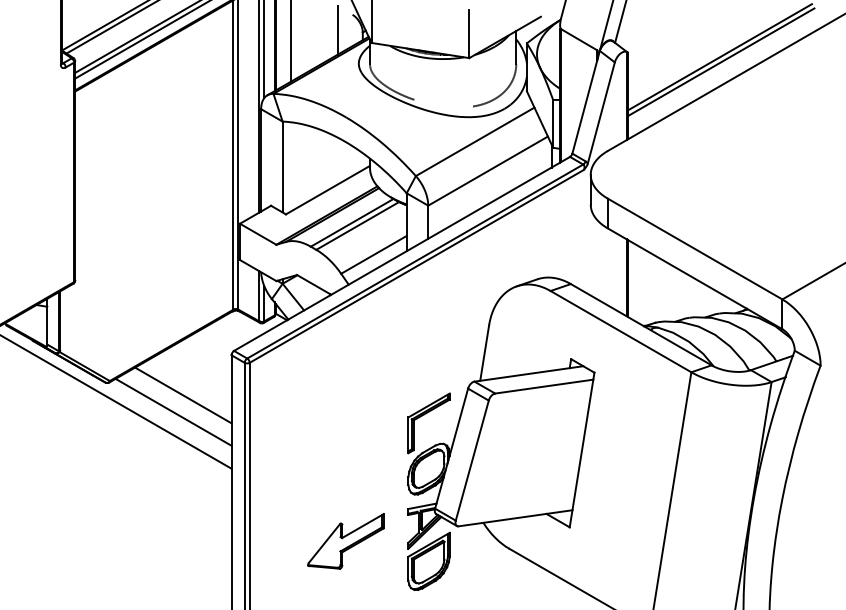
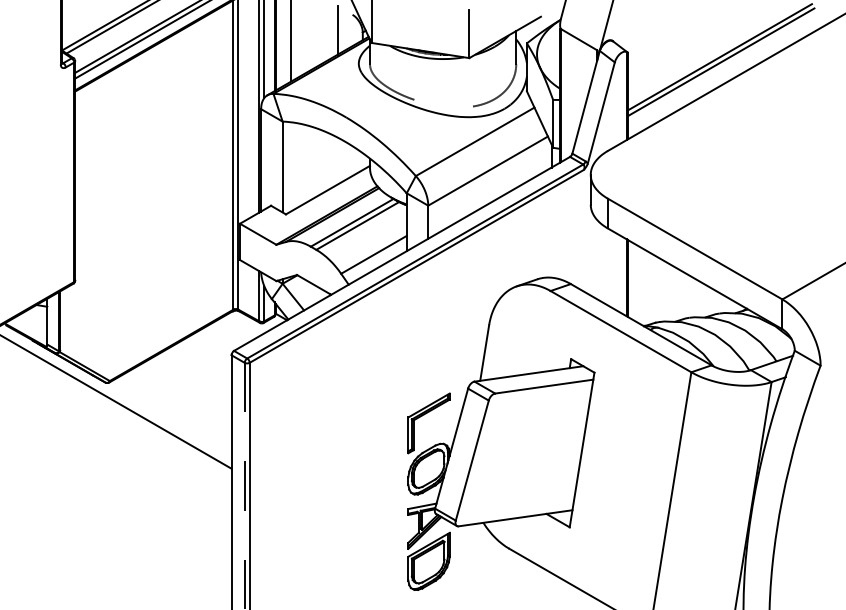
line: present -> none (620, 22)
line: present -> none (183, 395)
line: present -> none (173, 411)
line: solid -> dashed (244, 486)
part: present -> none (345, 541)
